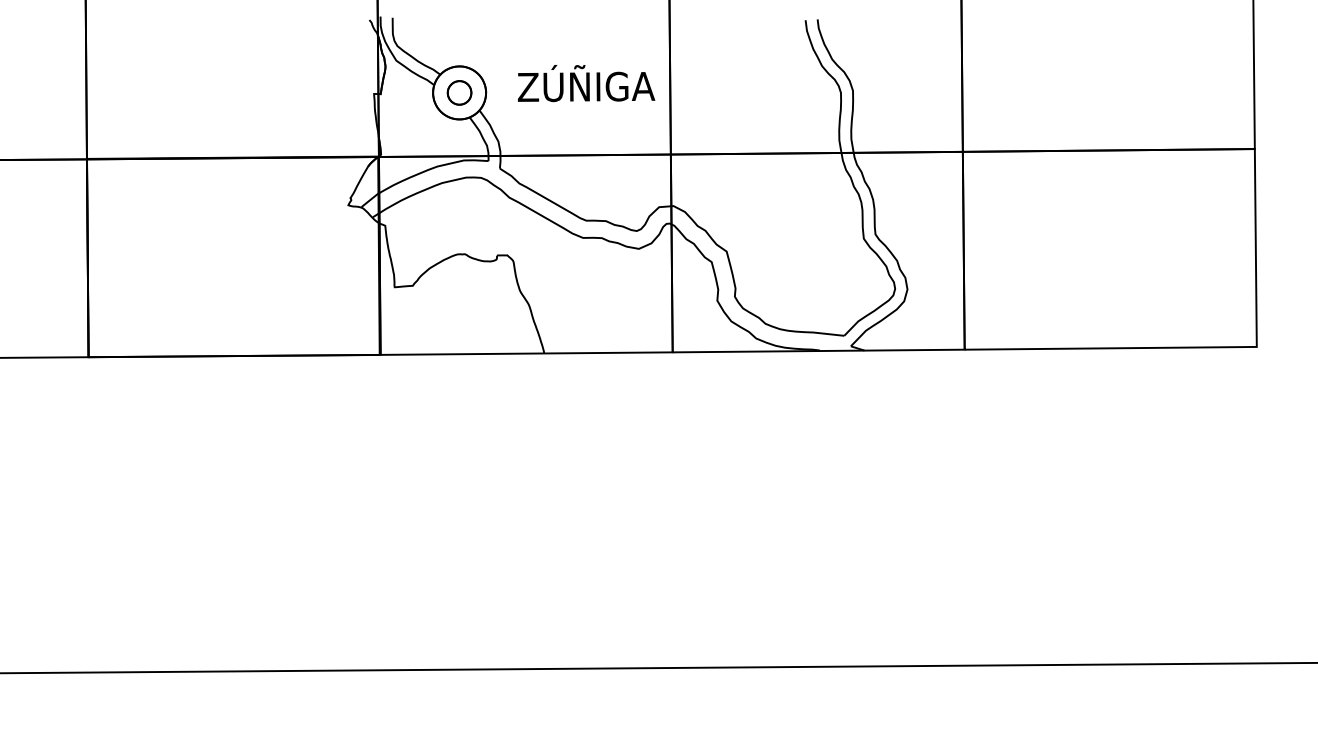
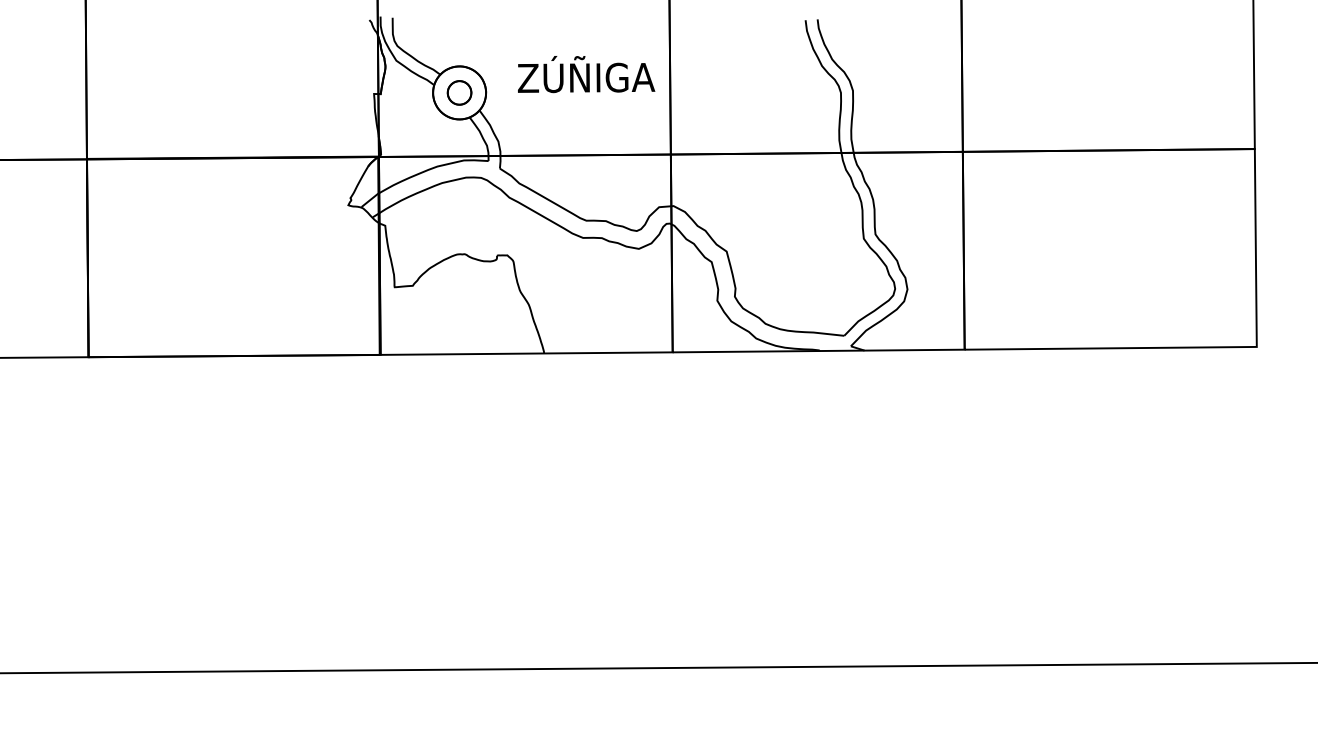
text position: (586, 83) -> (586, 74) (586, 74)
